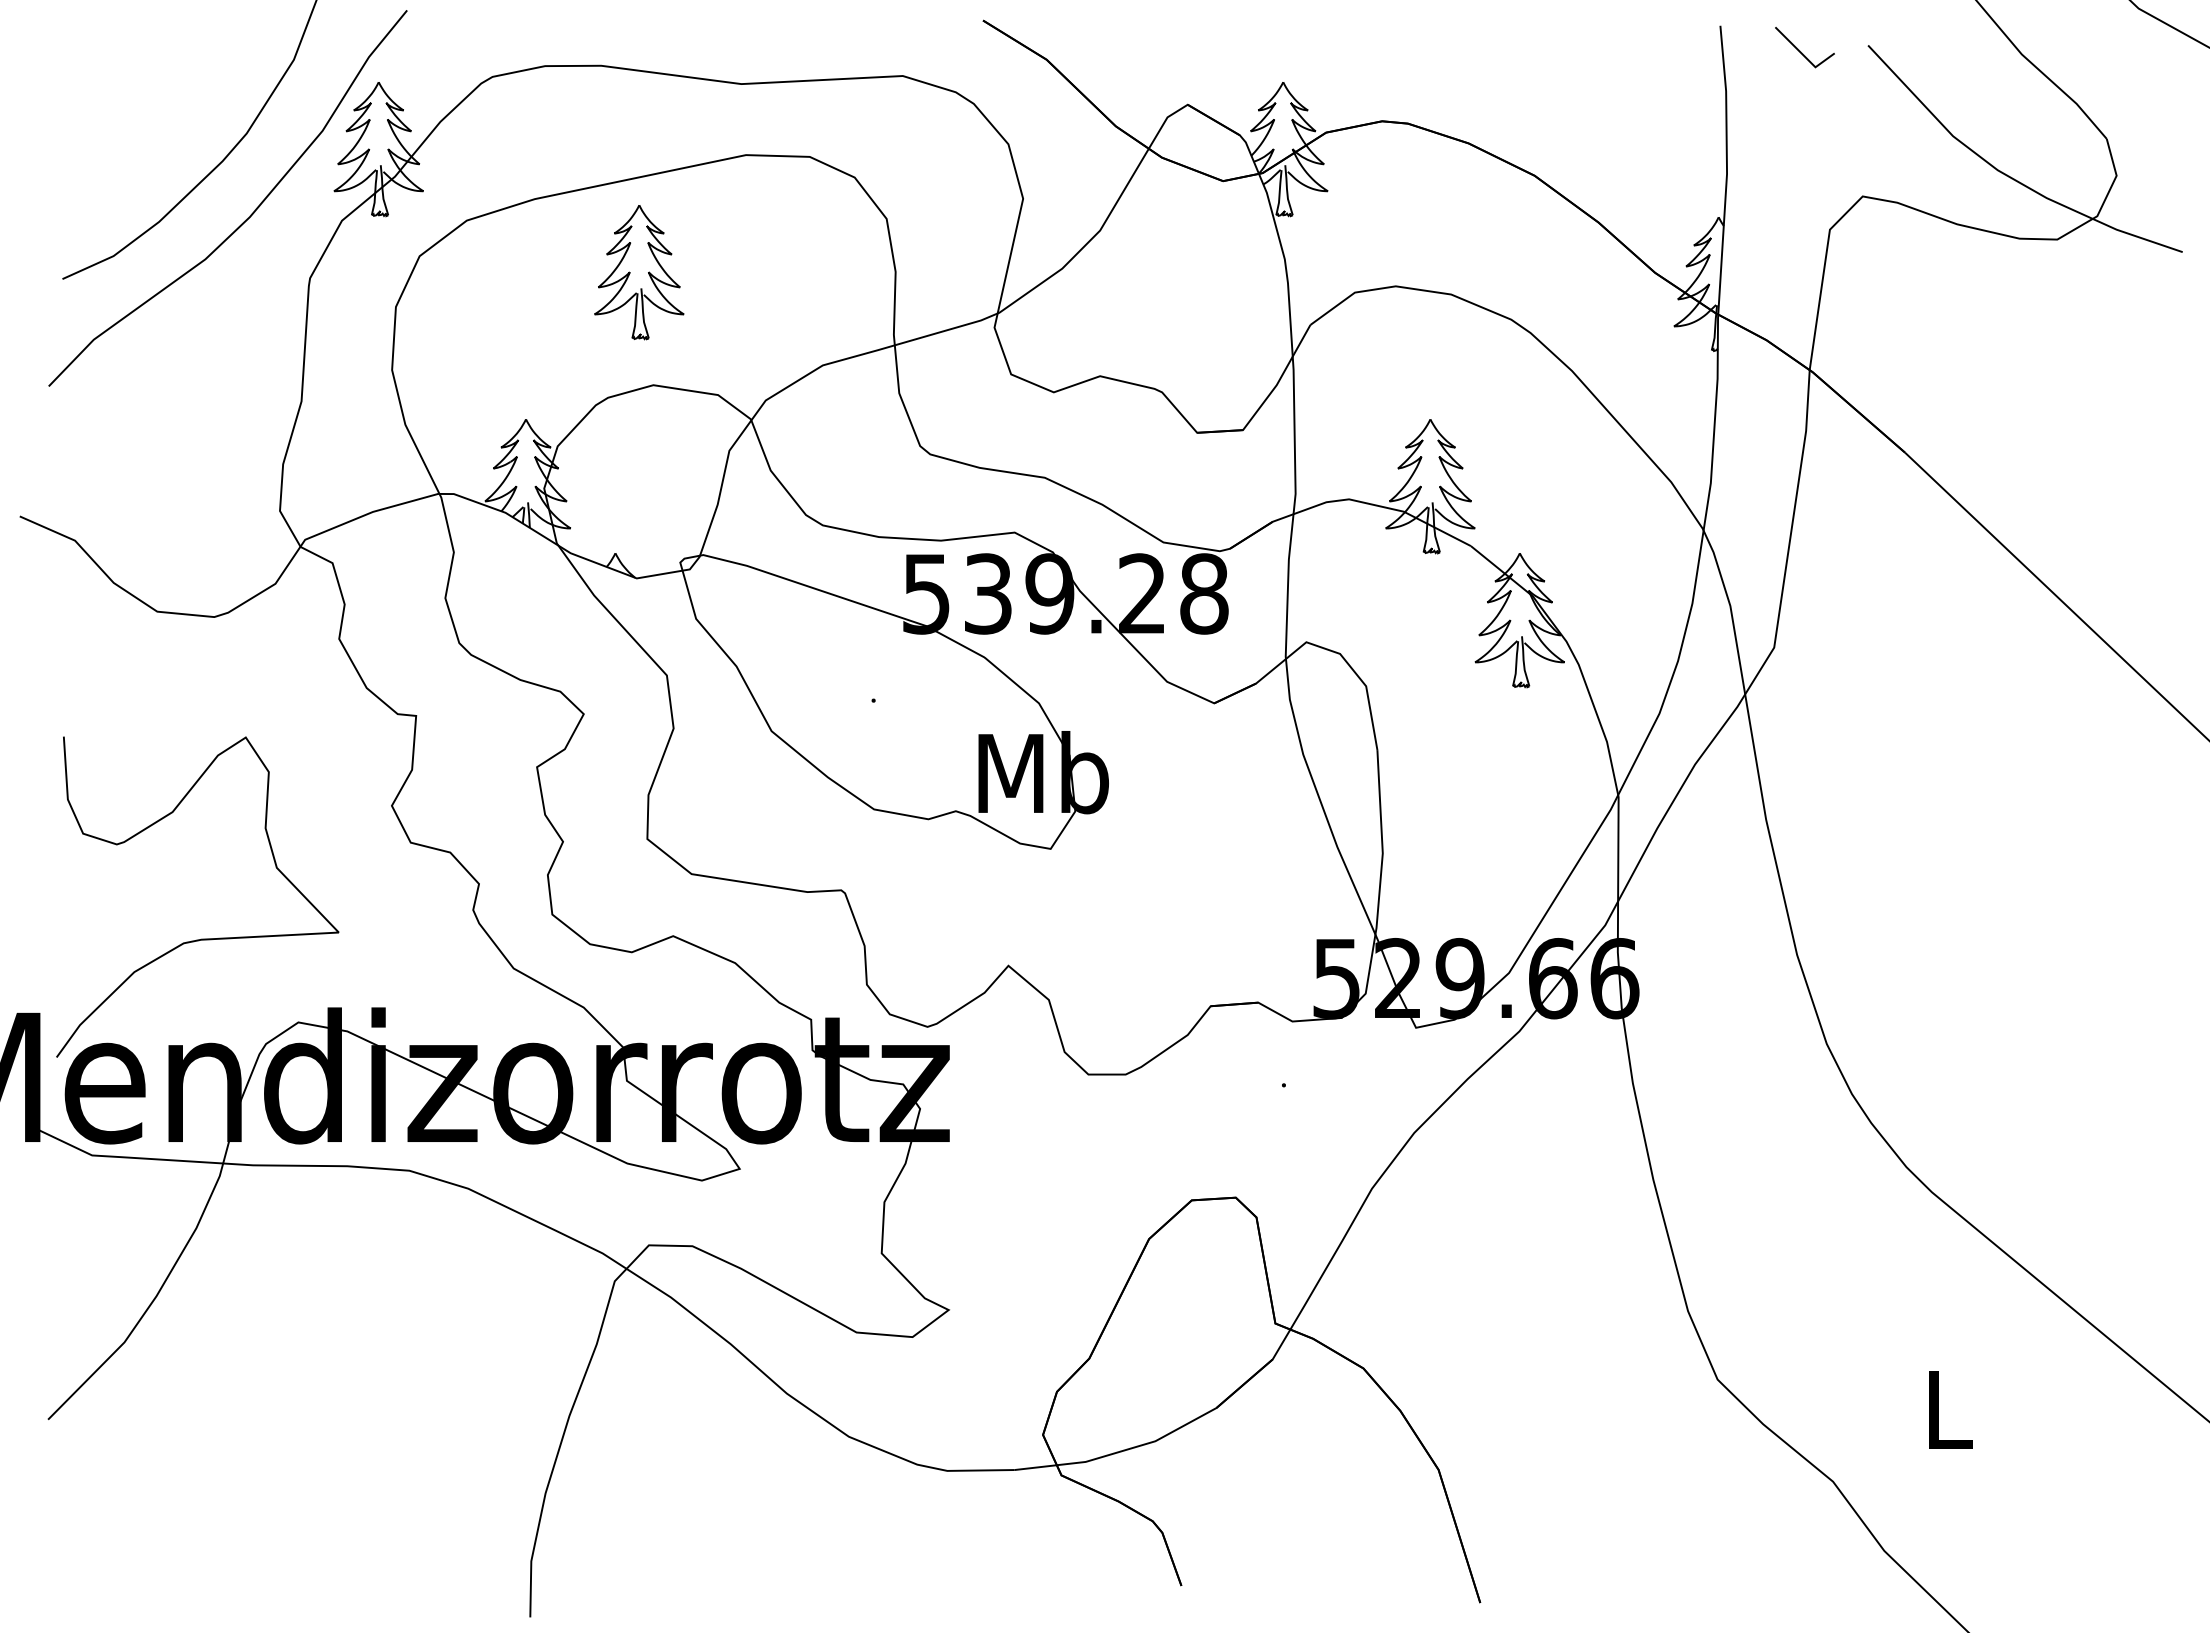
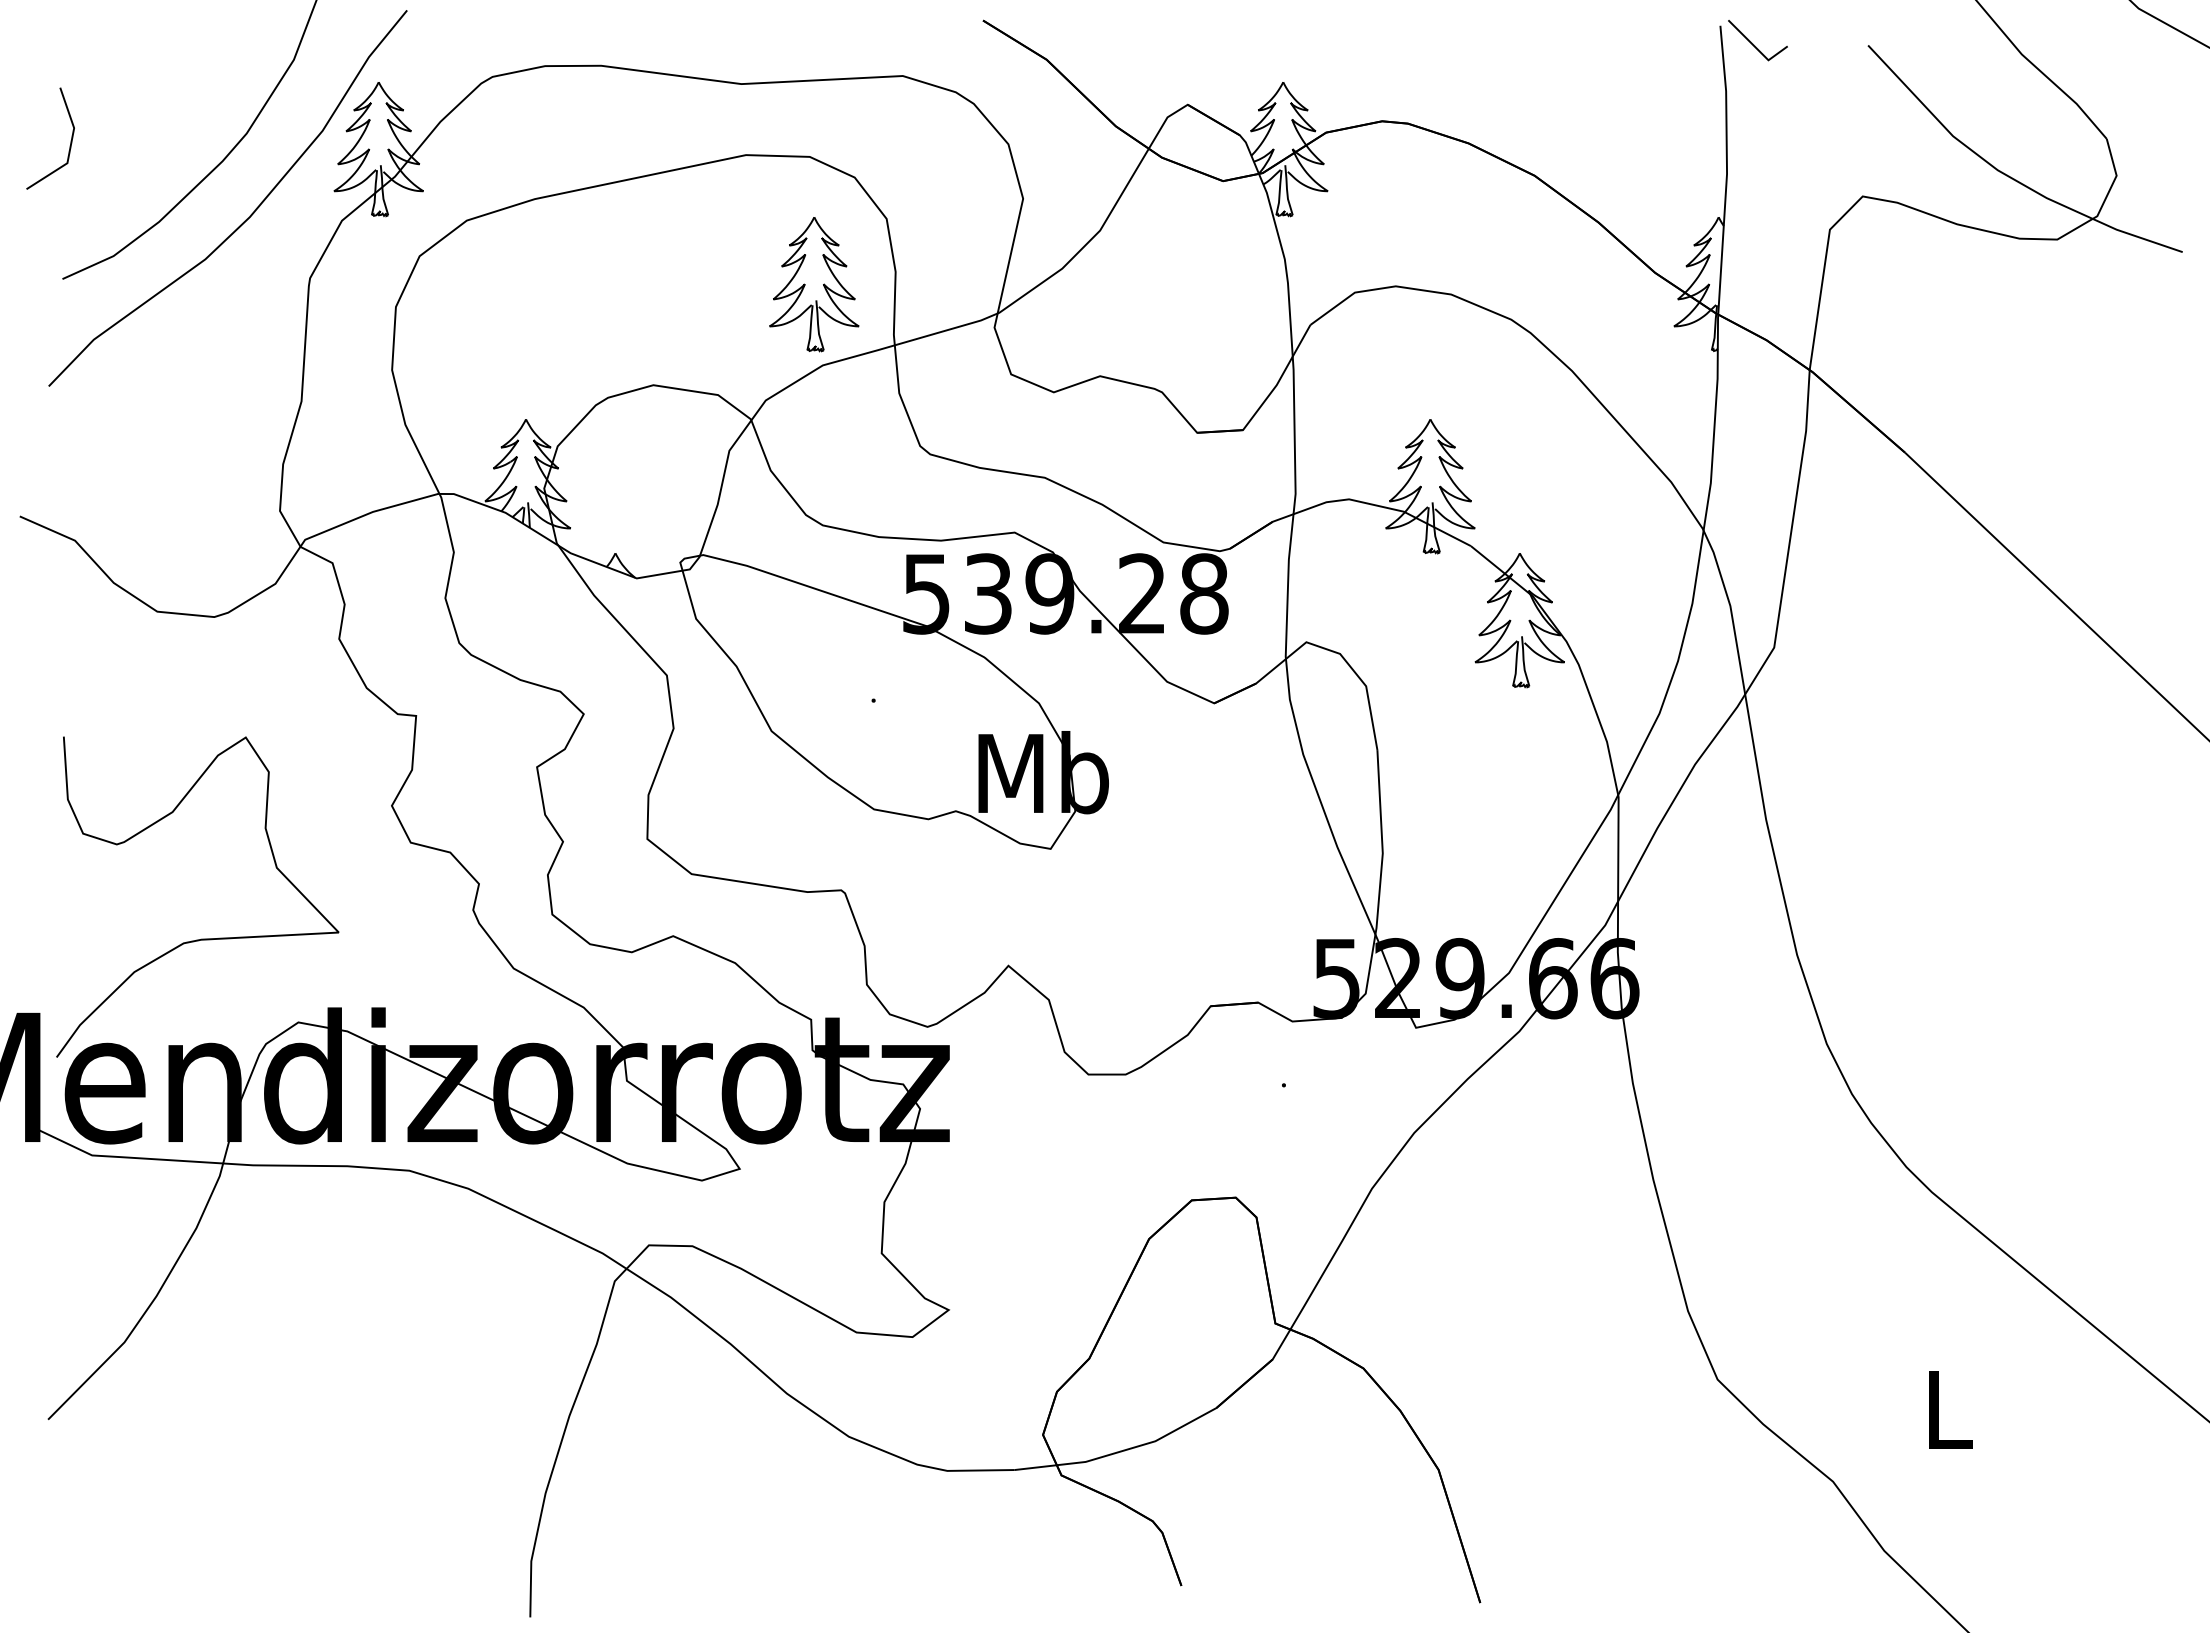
line position: (1800, 50) -> (1753, 43) (1753, 43)
line: none -> present (70, 140)
part position: (639, 272) -> (814, 284) (814, 284)
